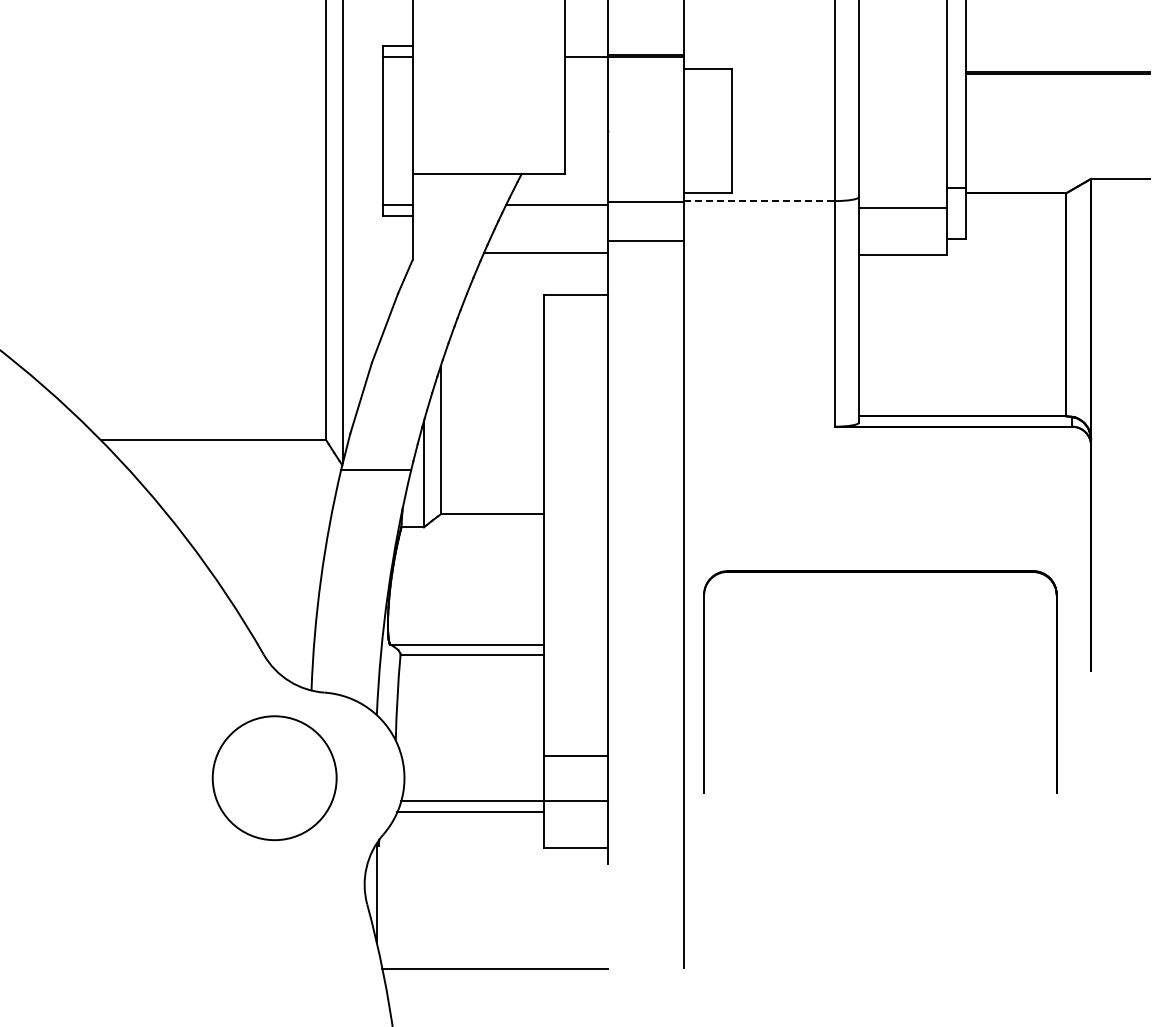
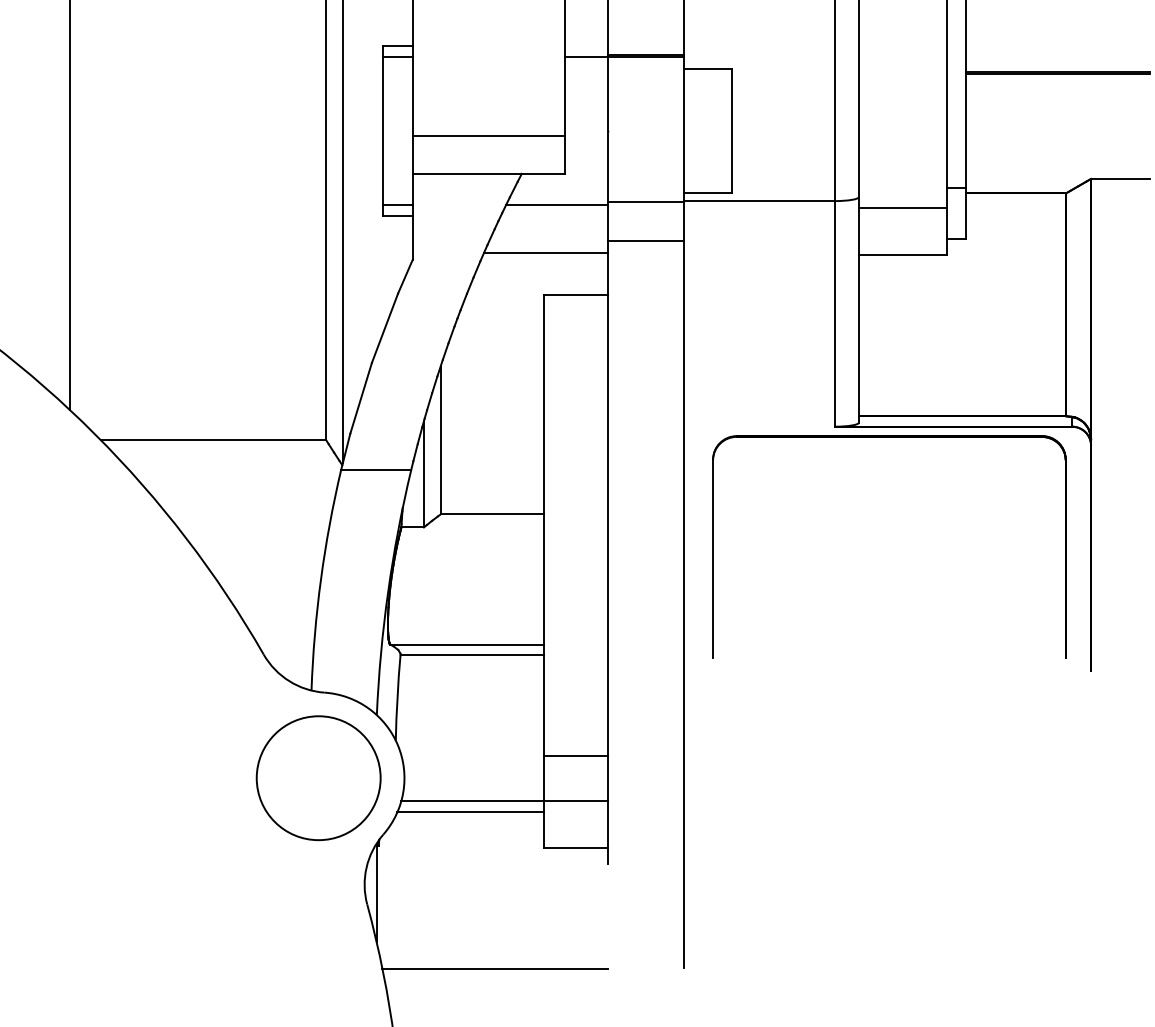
line: none -> present (488, 135)
line: dashed -> solid (760, 201)
line: none -> present (69, 205)
part position: (880, 572) -> (889, 437) (889, 437)
circle position: (274, 778) -> (318, 778) (318, 778)
